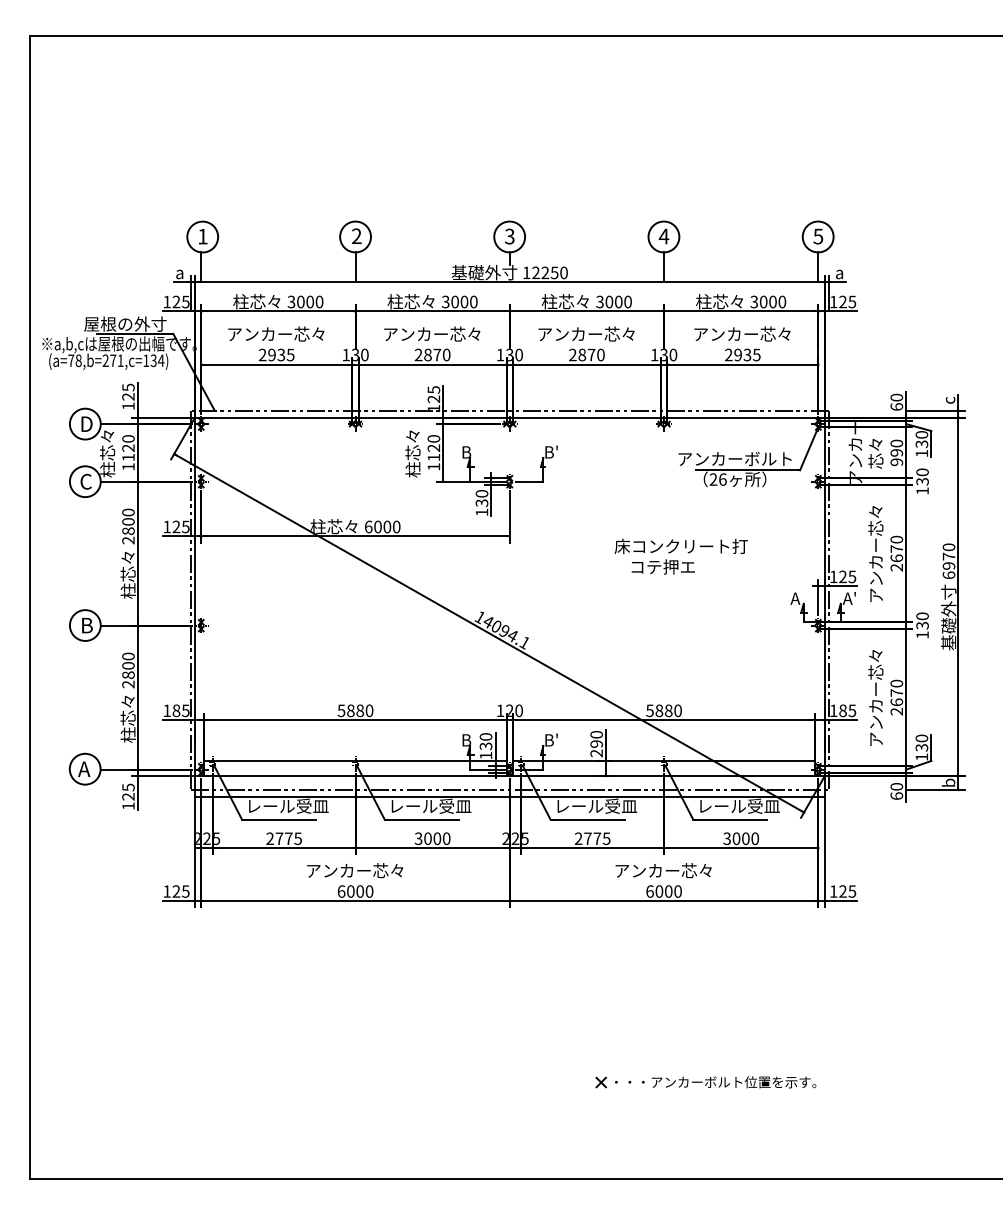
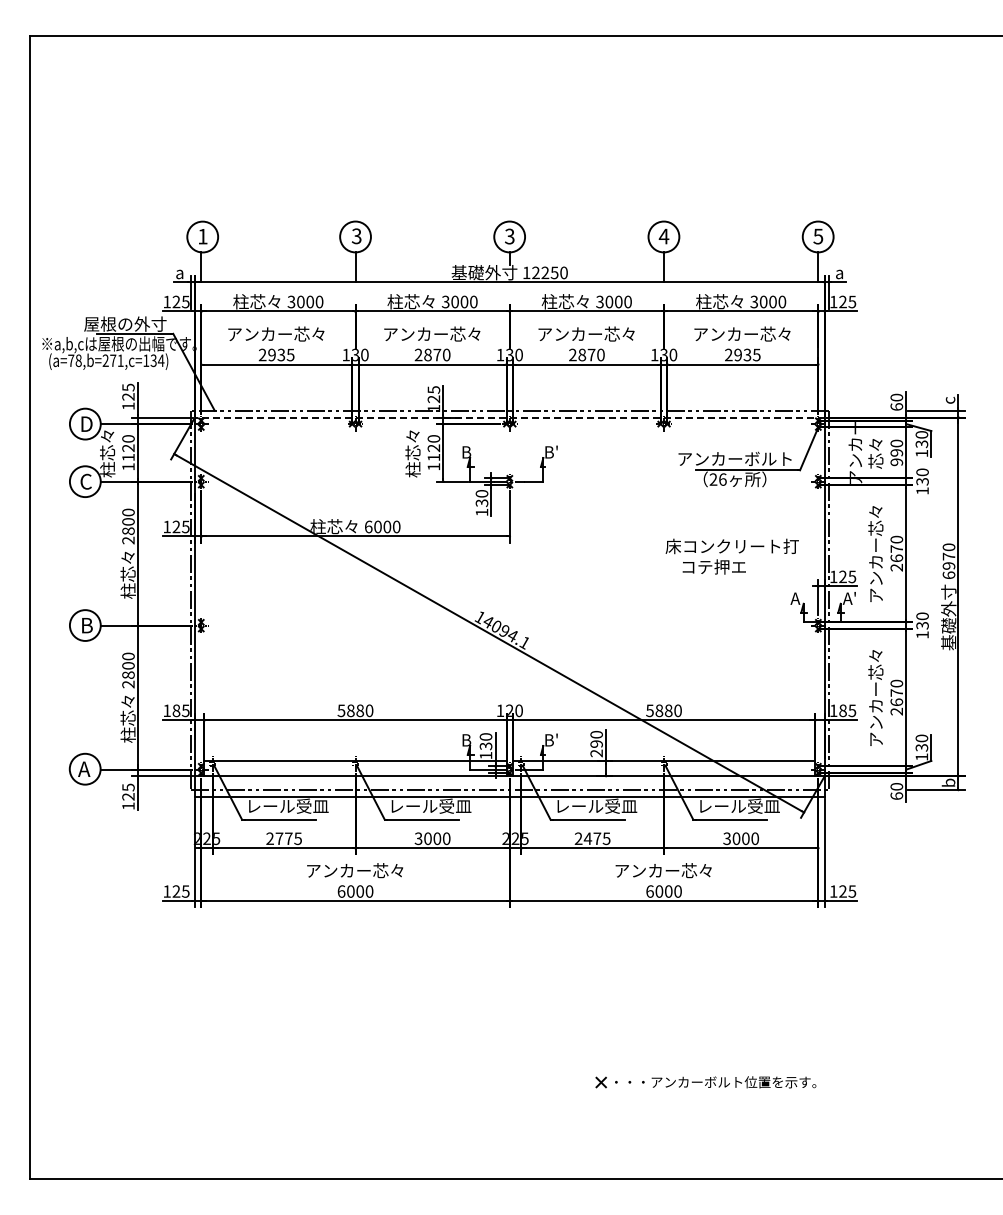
text: 2 -> 3 (356, 236)
line: solid -> dashed (509, 417)
text position: (680, 556) -> (731, 556) (731, 556)
text: 2775 -> 2475 (587, 838)
